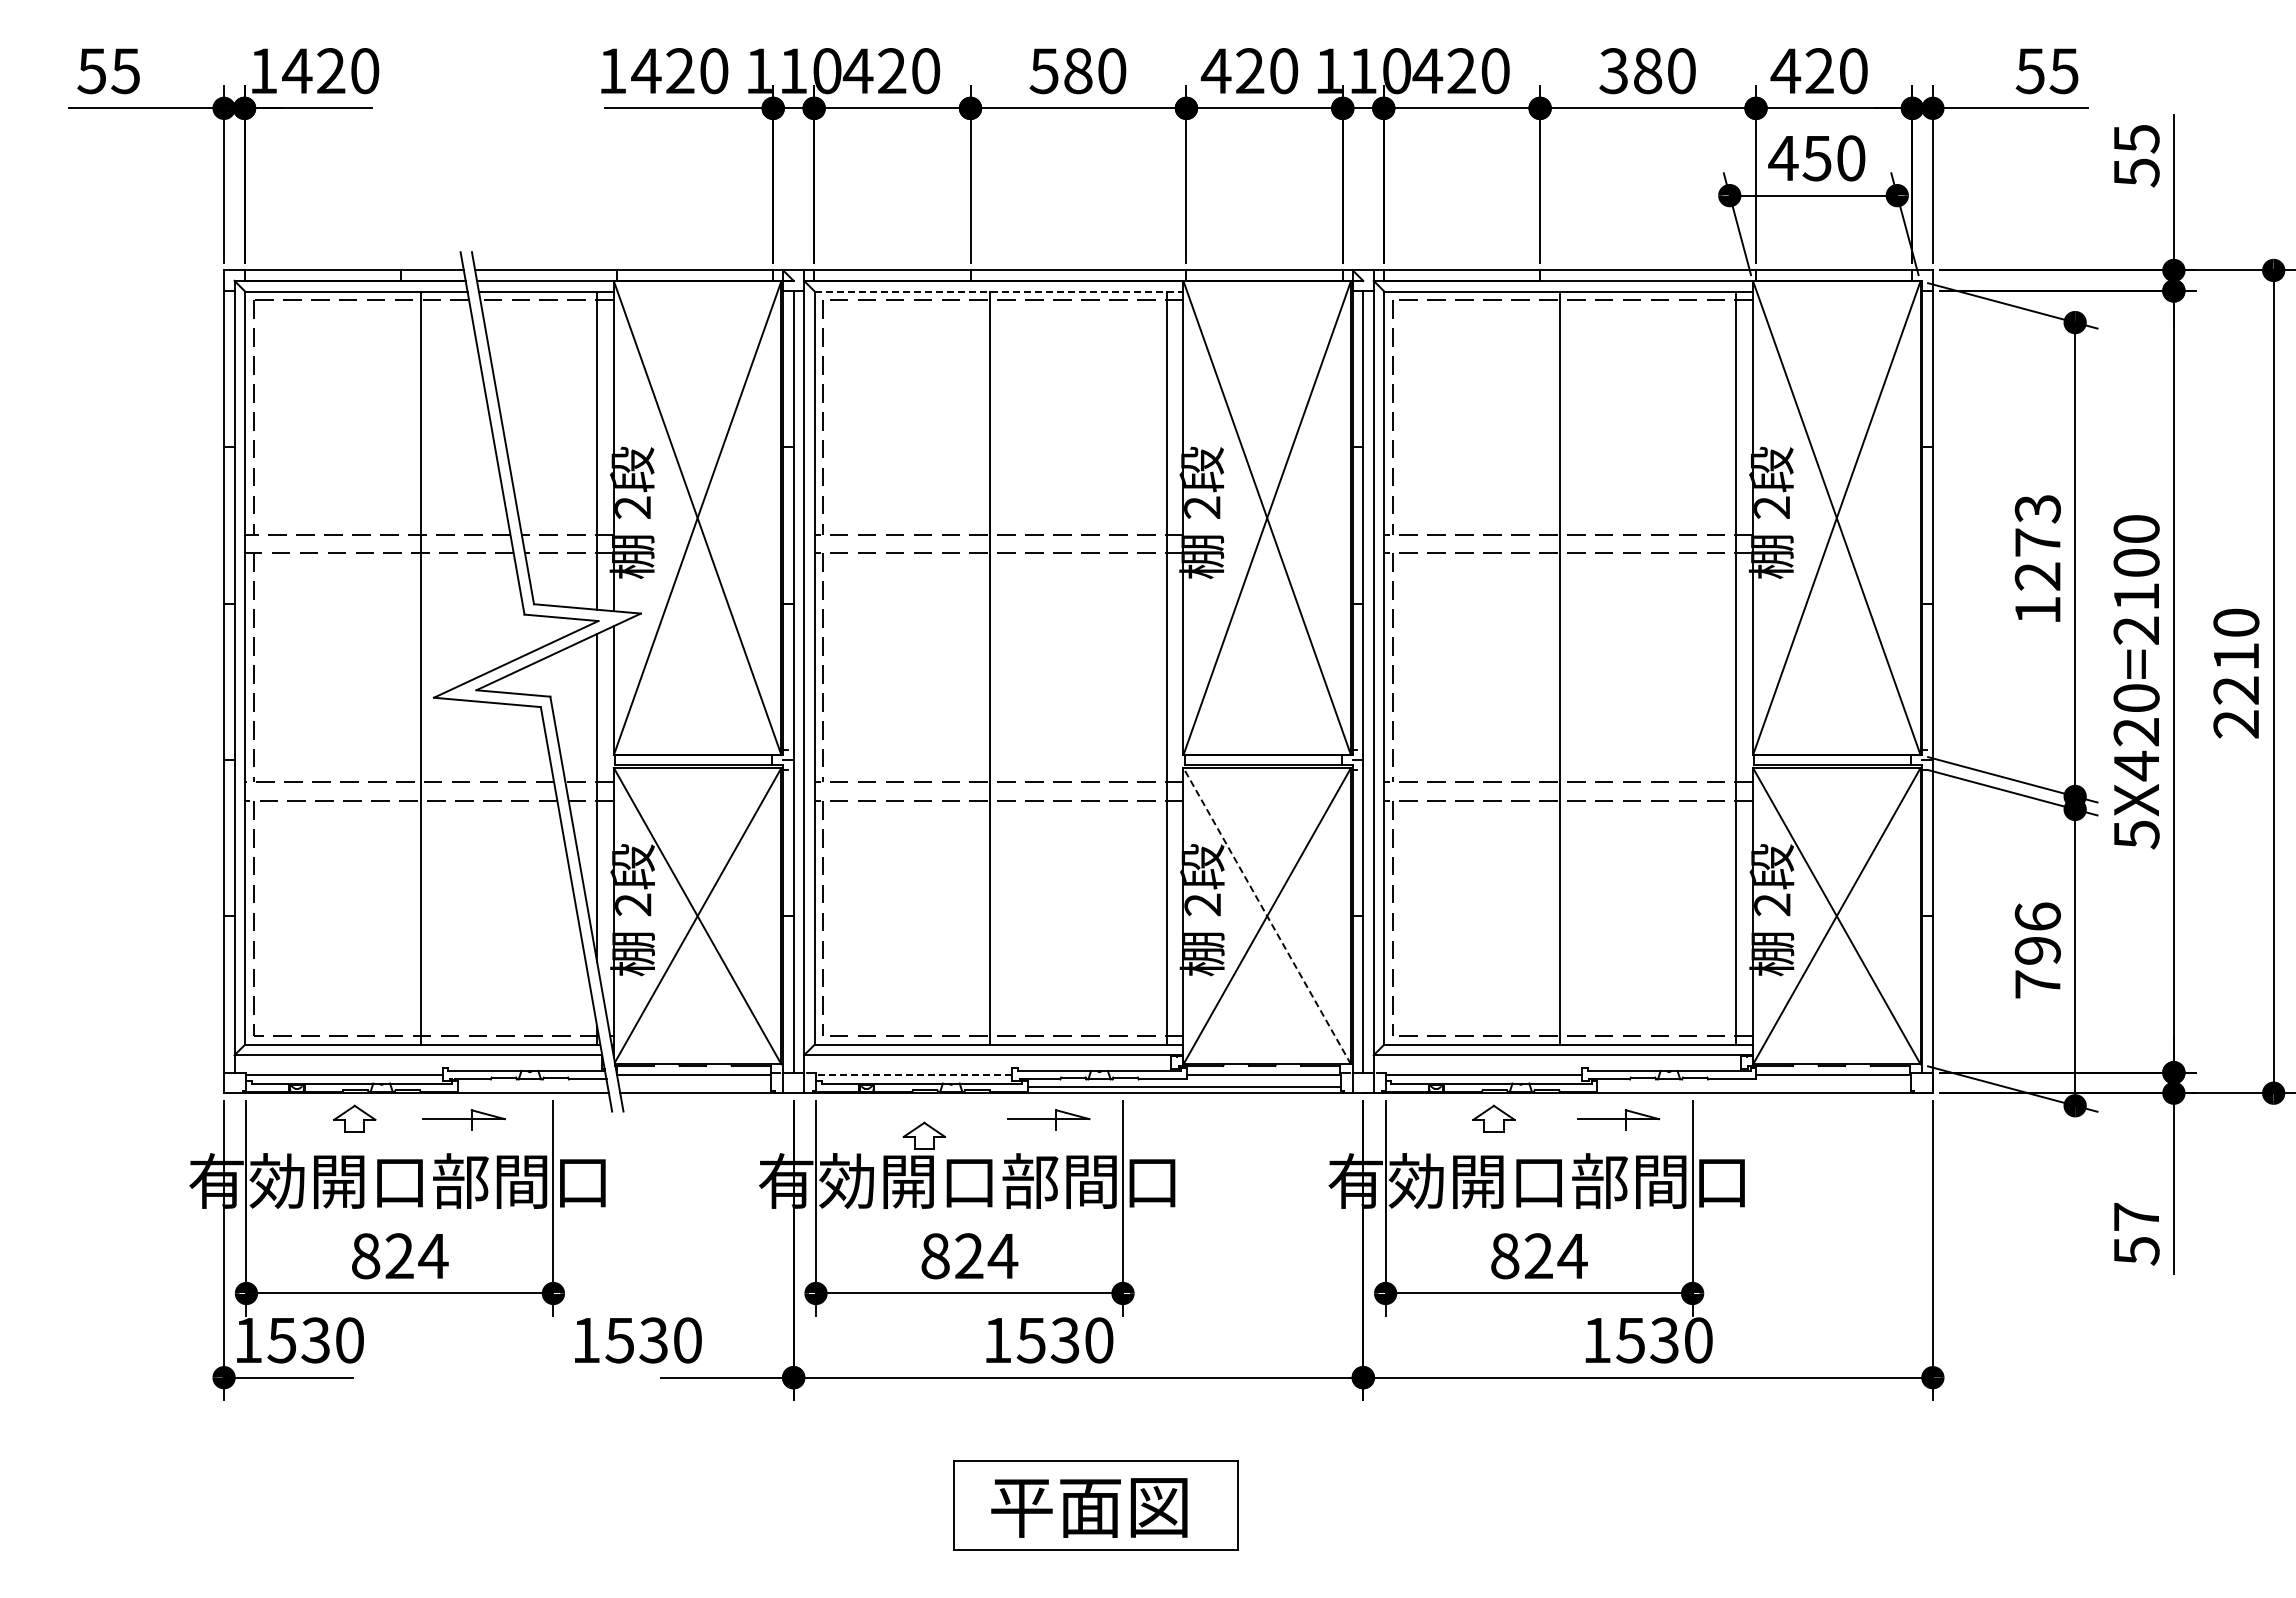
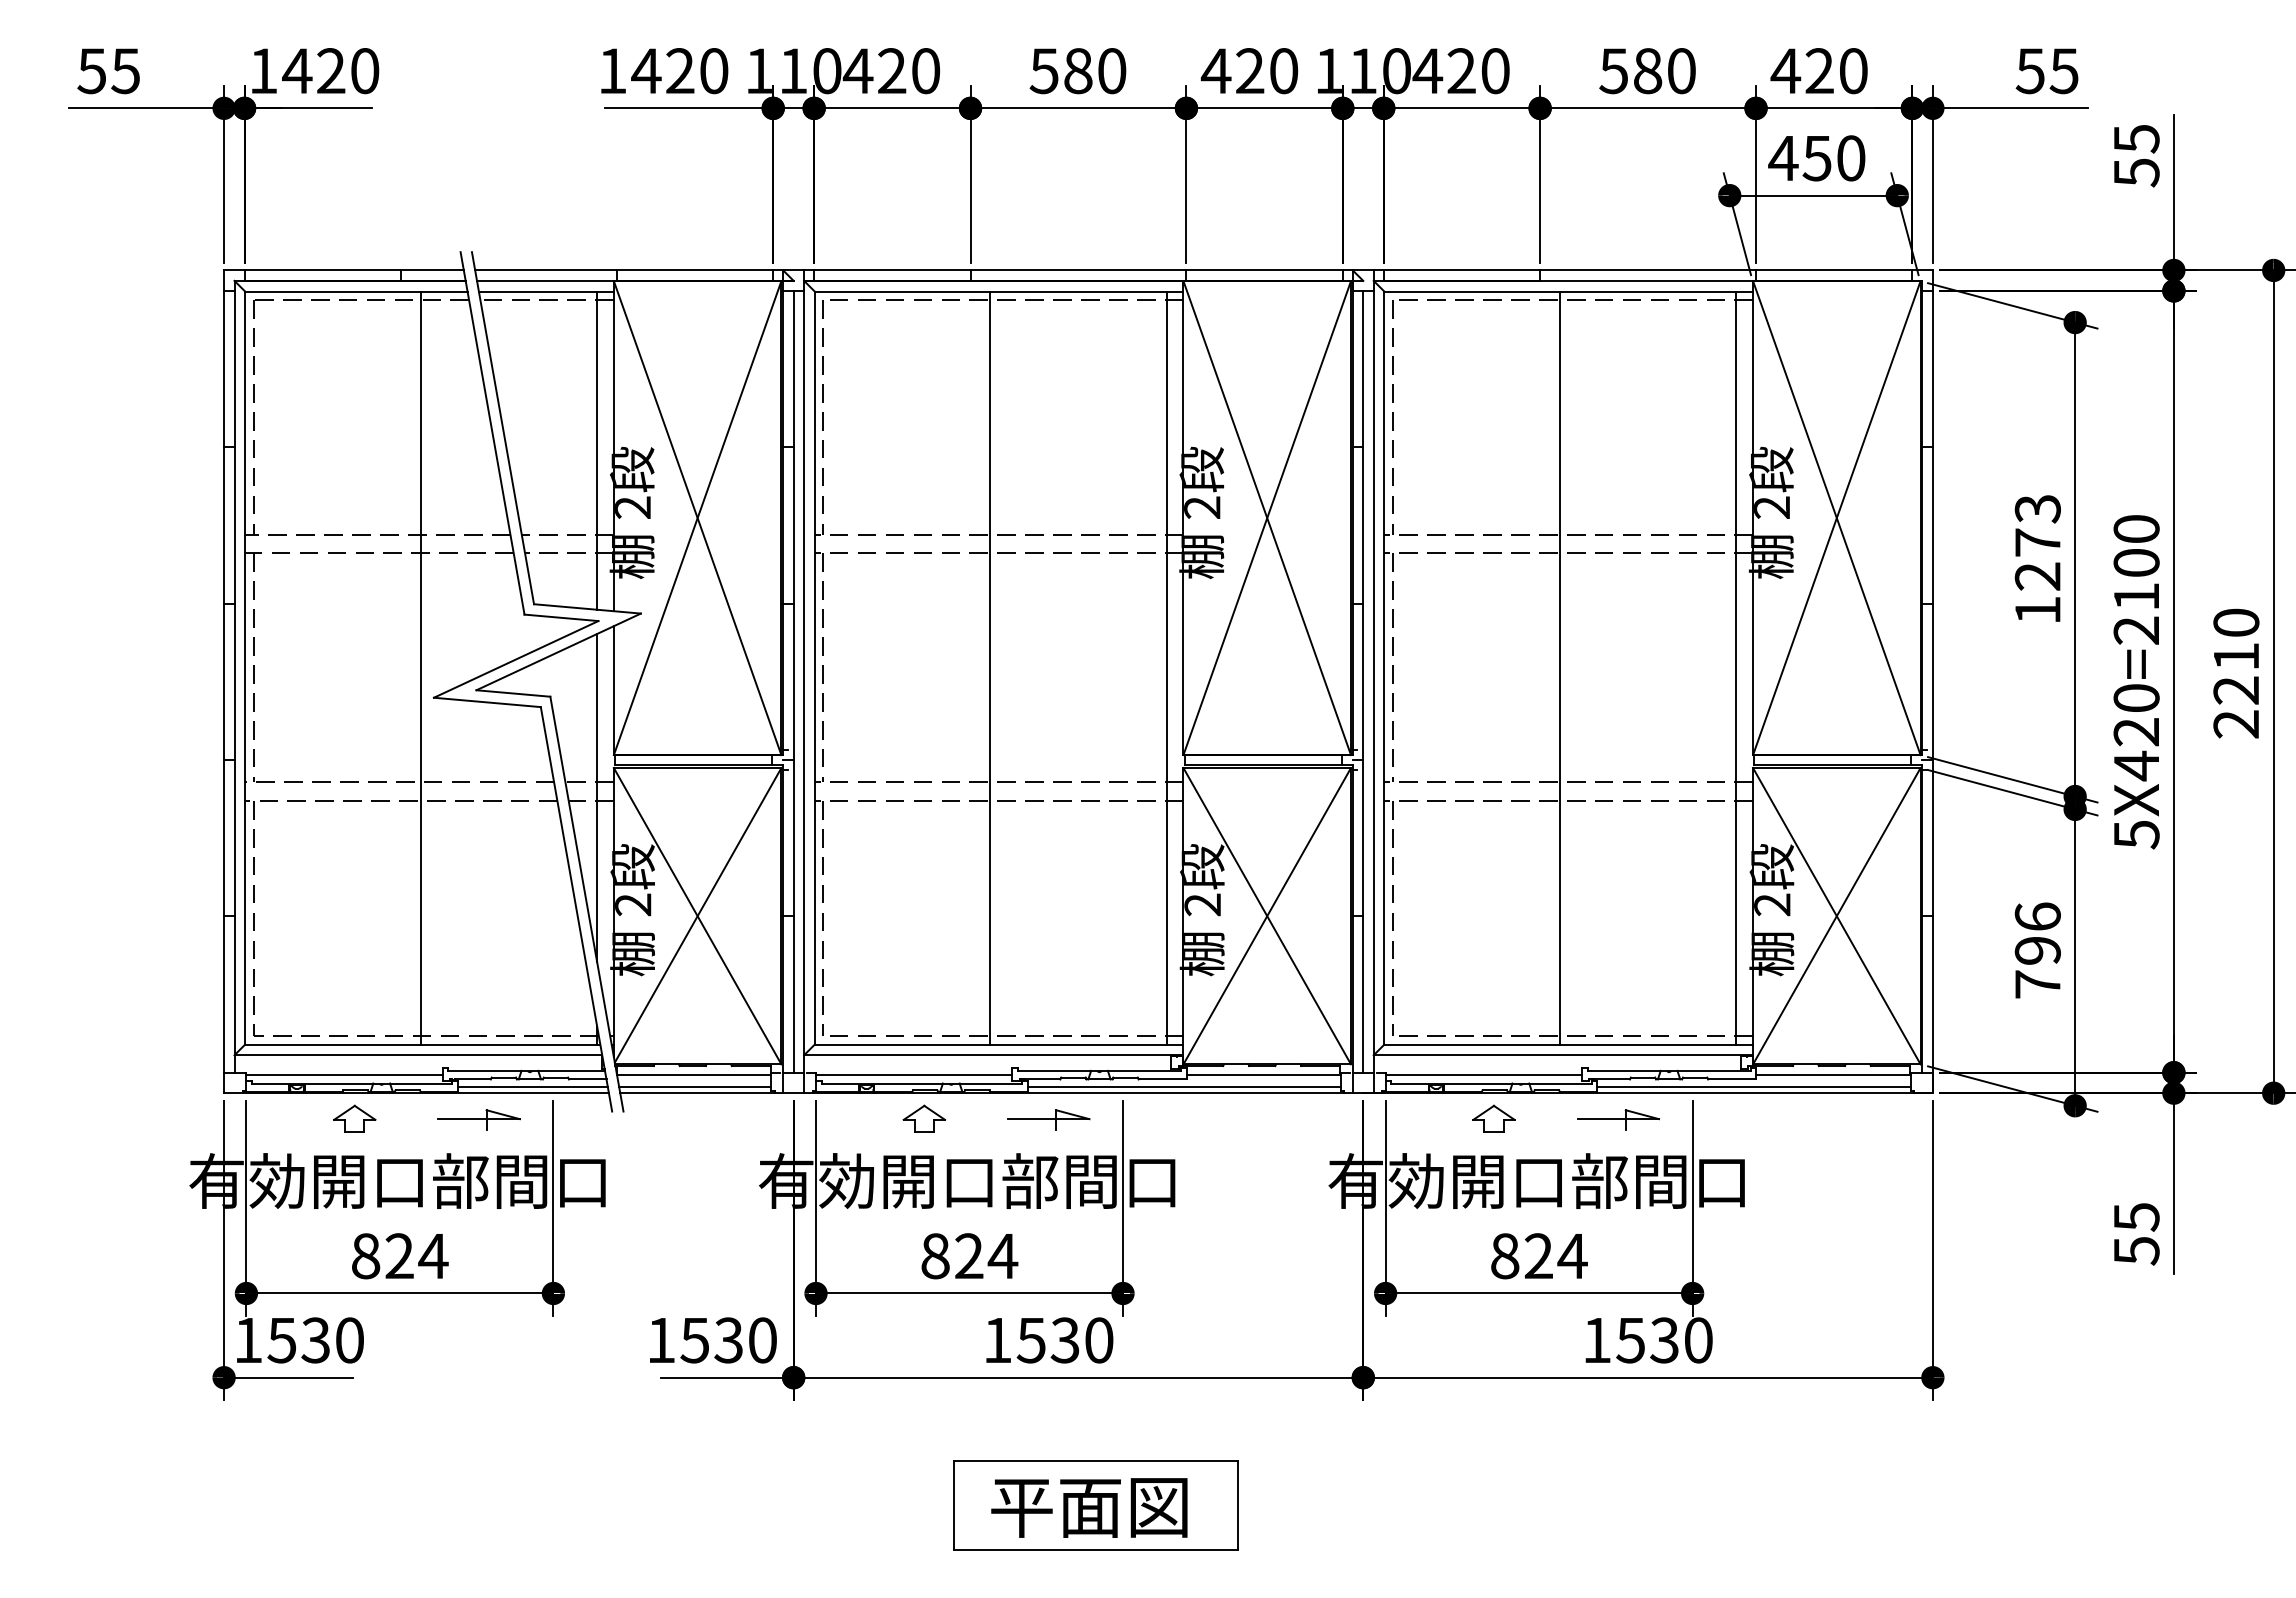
text: 380 -> 580 (1613, 70)
line: dashed -> solid (999, 291)
line: dashed -> solid (1266, 915)
line: dashed -> solid (913, 1074)
line: none -> present (532, 1087)
line: none -> present (695, 1087)
line: none -> present (1753, 1087)
part position: (463, 1119) -> (478, 1119) (478, 1119)
part position: (924, 1135) -> (924, 1118) (924, 1118)
text: 57 -> 55 (2136, 1217)
text position: (638, 1340) -> (713, 1340) (713, 1340)
